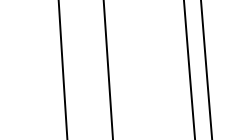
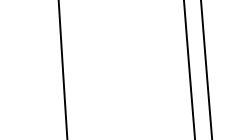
line: present -> none (107, 69)
